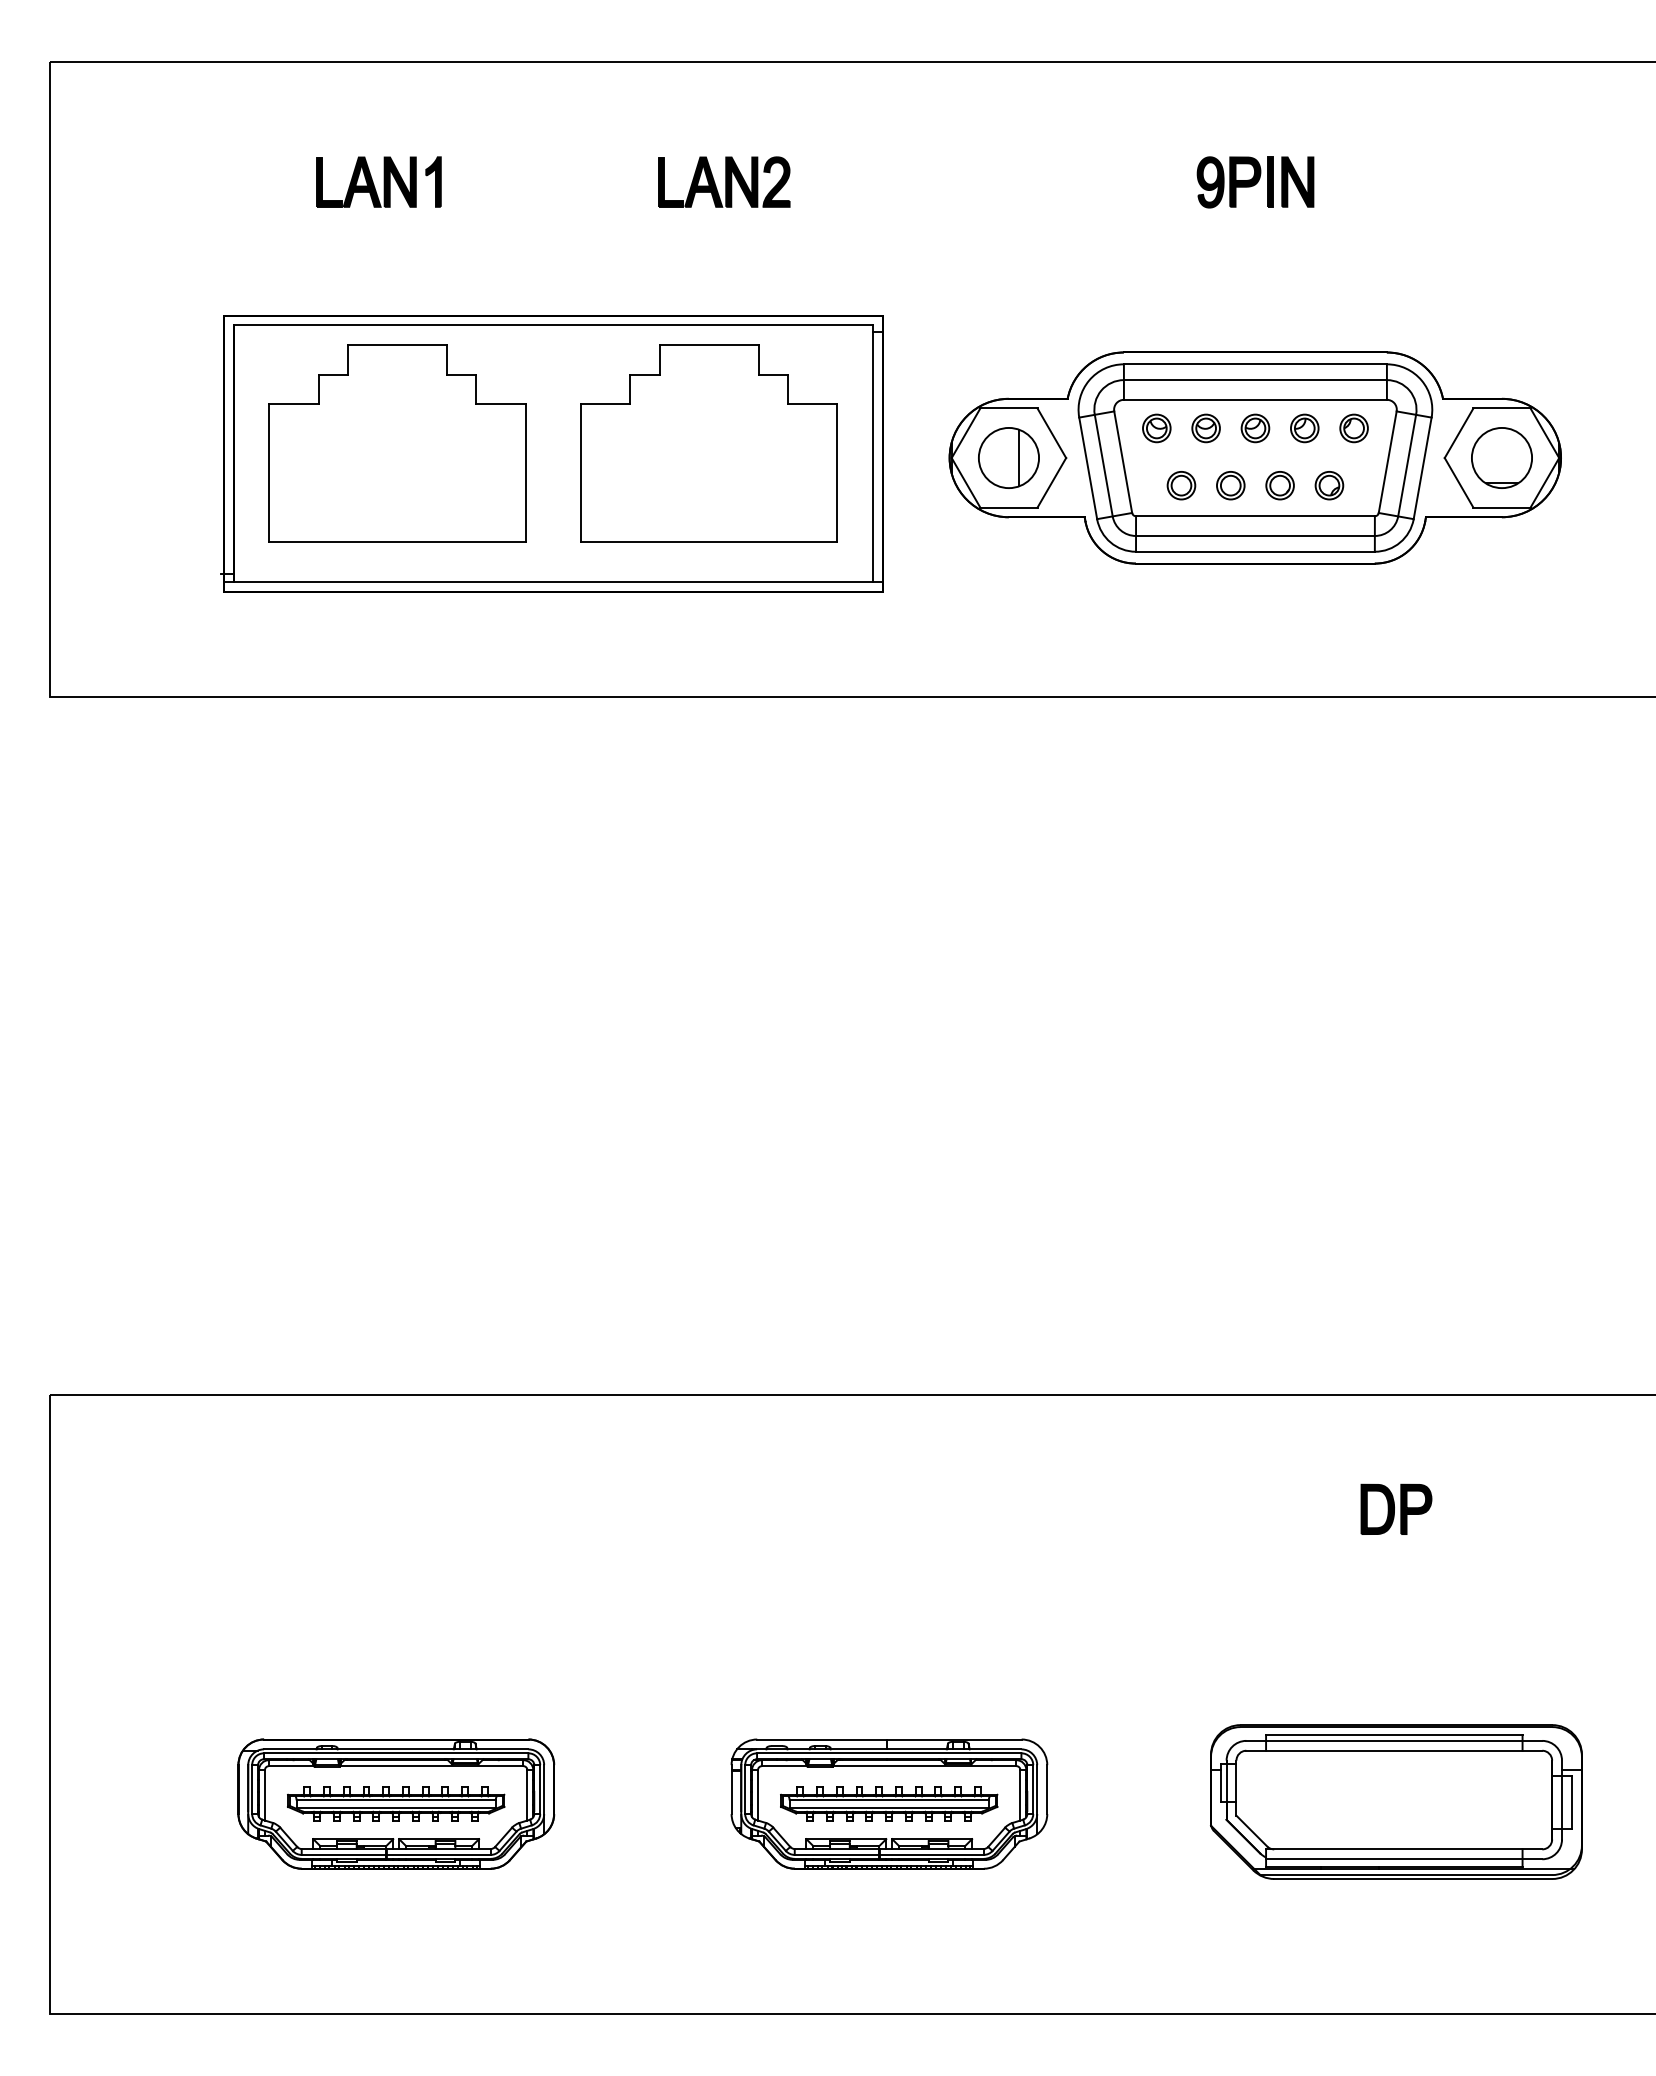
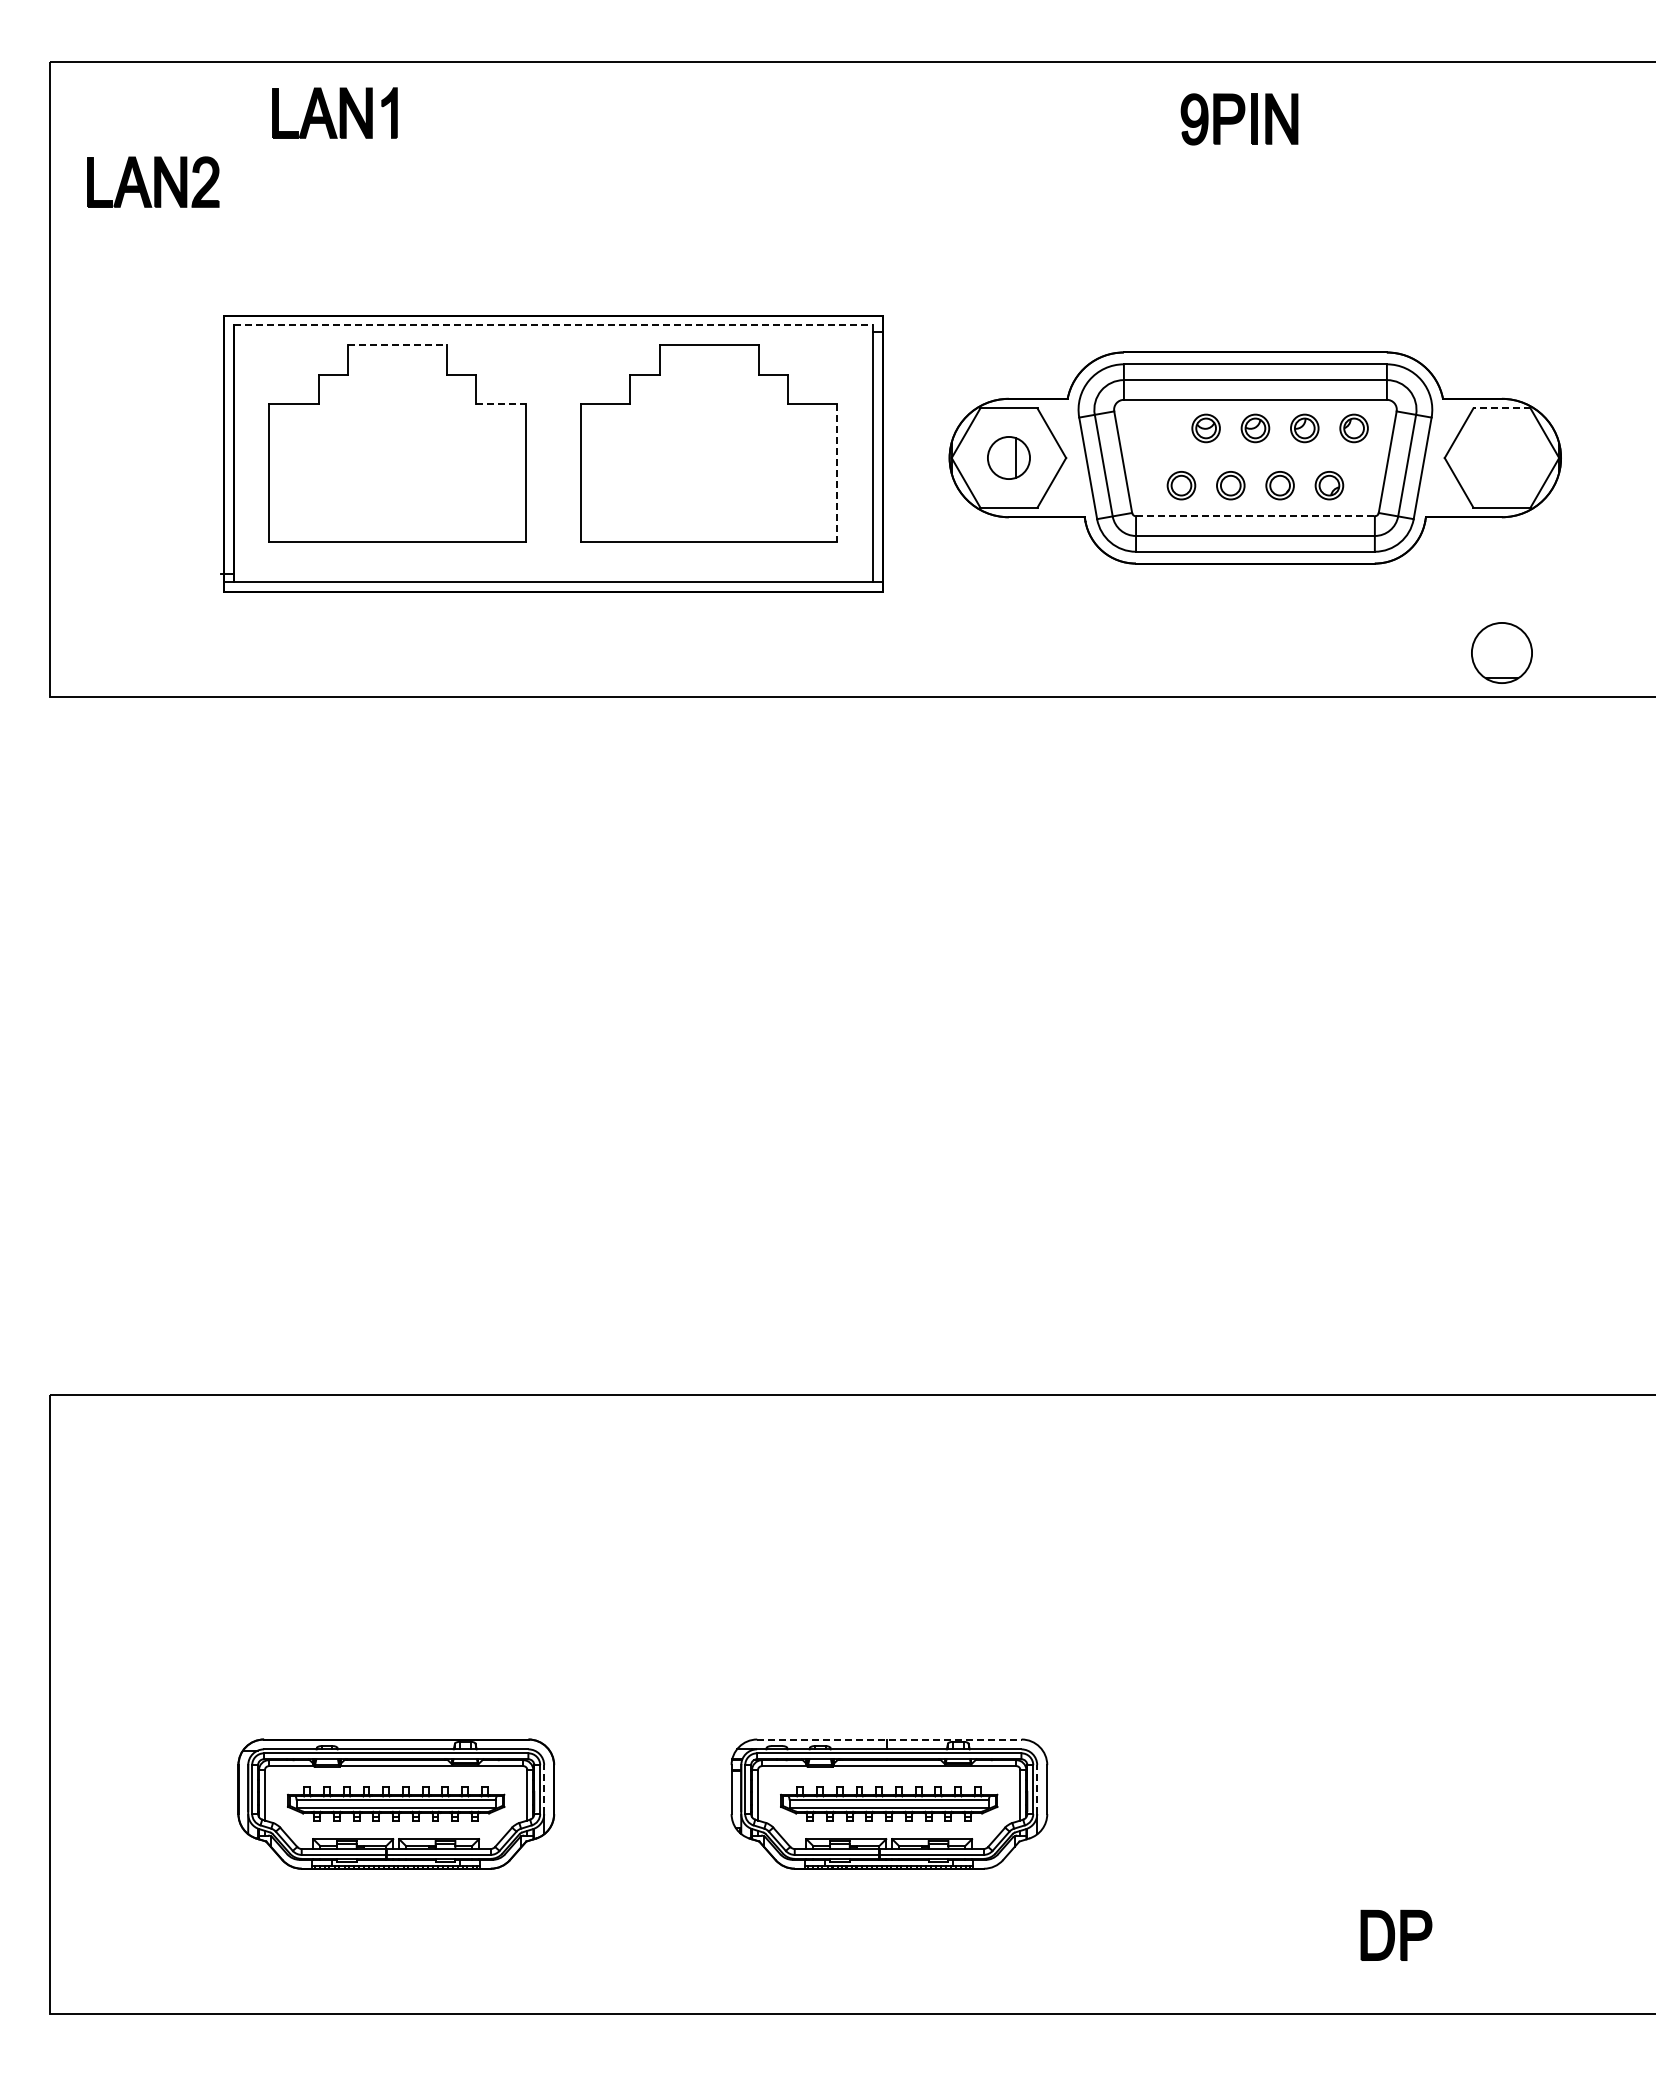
part position: (378, 181) -> (334, 112) (334, 112)
part position: (724, 181) -> (153, 181) (153, 181)
part position: (1255, 182) -> (1239, 119) (1239, 119)
line: solid -> dashed (553, 325)
line: solid -> dashed (398, 345)
line: solid -> dashed (501, 404)
line: solid -> dashed (1501, 408)
part: present -> none (1156, 428)
part size: 62x62 px -> 44x44 px (1008, 457)
part position: (1501, 457) -> (1501, 652) (1501, 652)
line: solid -> dashed (837, 473)
line: solid -> dashed (1255, 516)
part position: (1396, 1508) -> (1396, 1934) (1396, 1934)
line: solid -> dashed (889, 1739)
line: solid -> dashed (544, 1789)
line: solid -> dashed (1037, 1789)
part: present -> none (1396, 1801)
